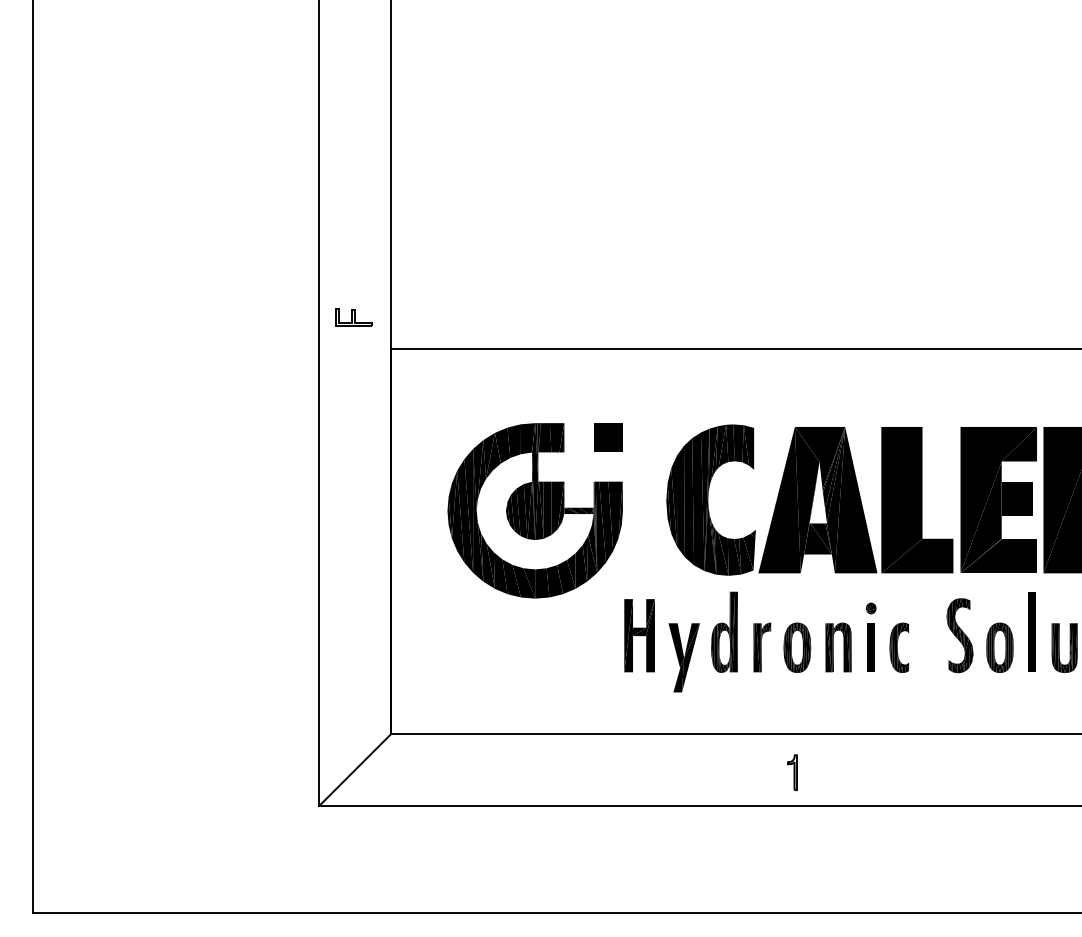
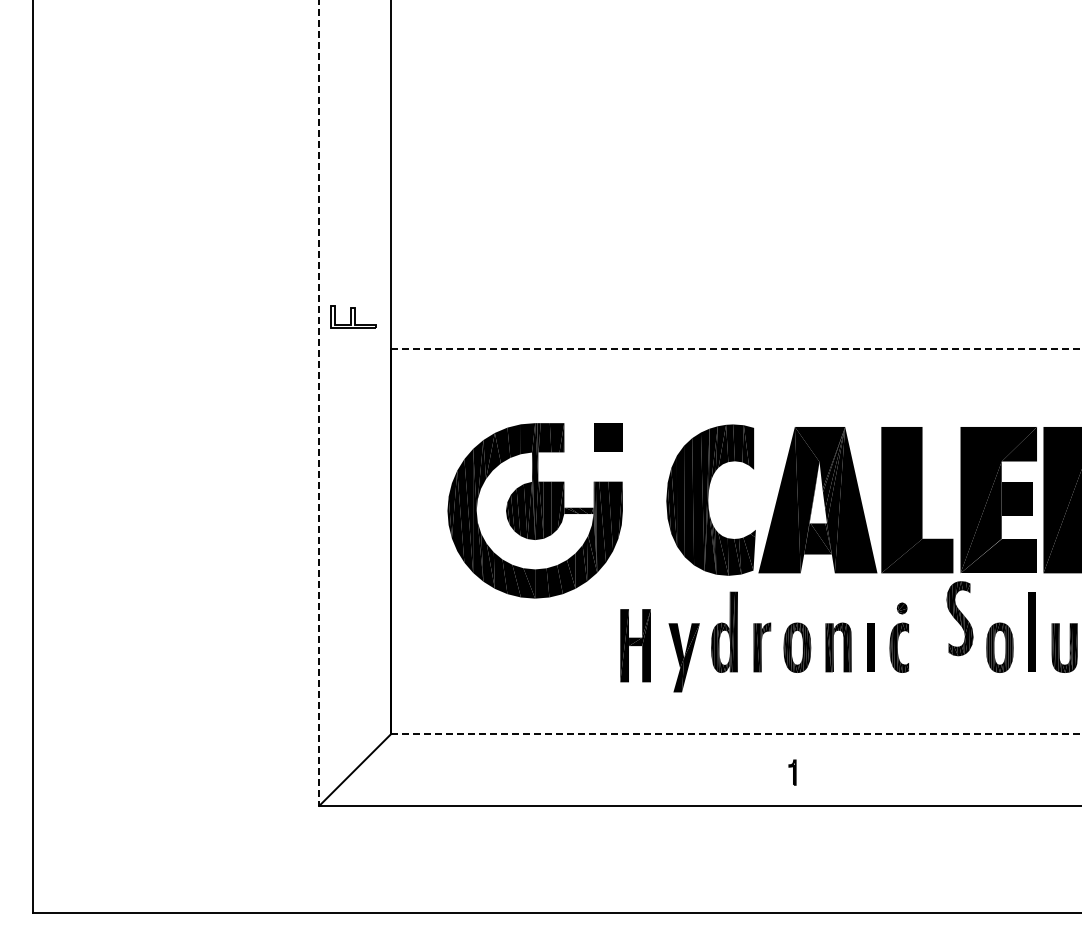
part size: 38x19 px -> 47x24 px (353, 316)
line: solid -> dashed (736, 348)
line: solid -> dashed (319, 403)
part position: (870, 608) -> (901, 608) (901, 608)
part position: (639, 635) -> (635, 645) (635, 645)
part position: (959, 635) -> (959, 618) (959, 618)
line: solid -> dashed (736, 734)
part size: 11x37 px -> 9x27 px (792, 772)
